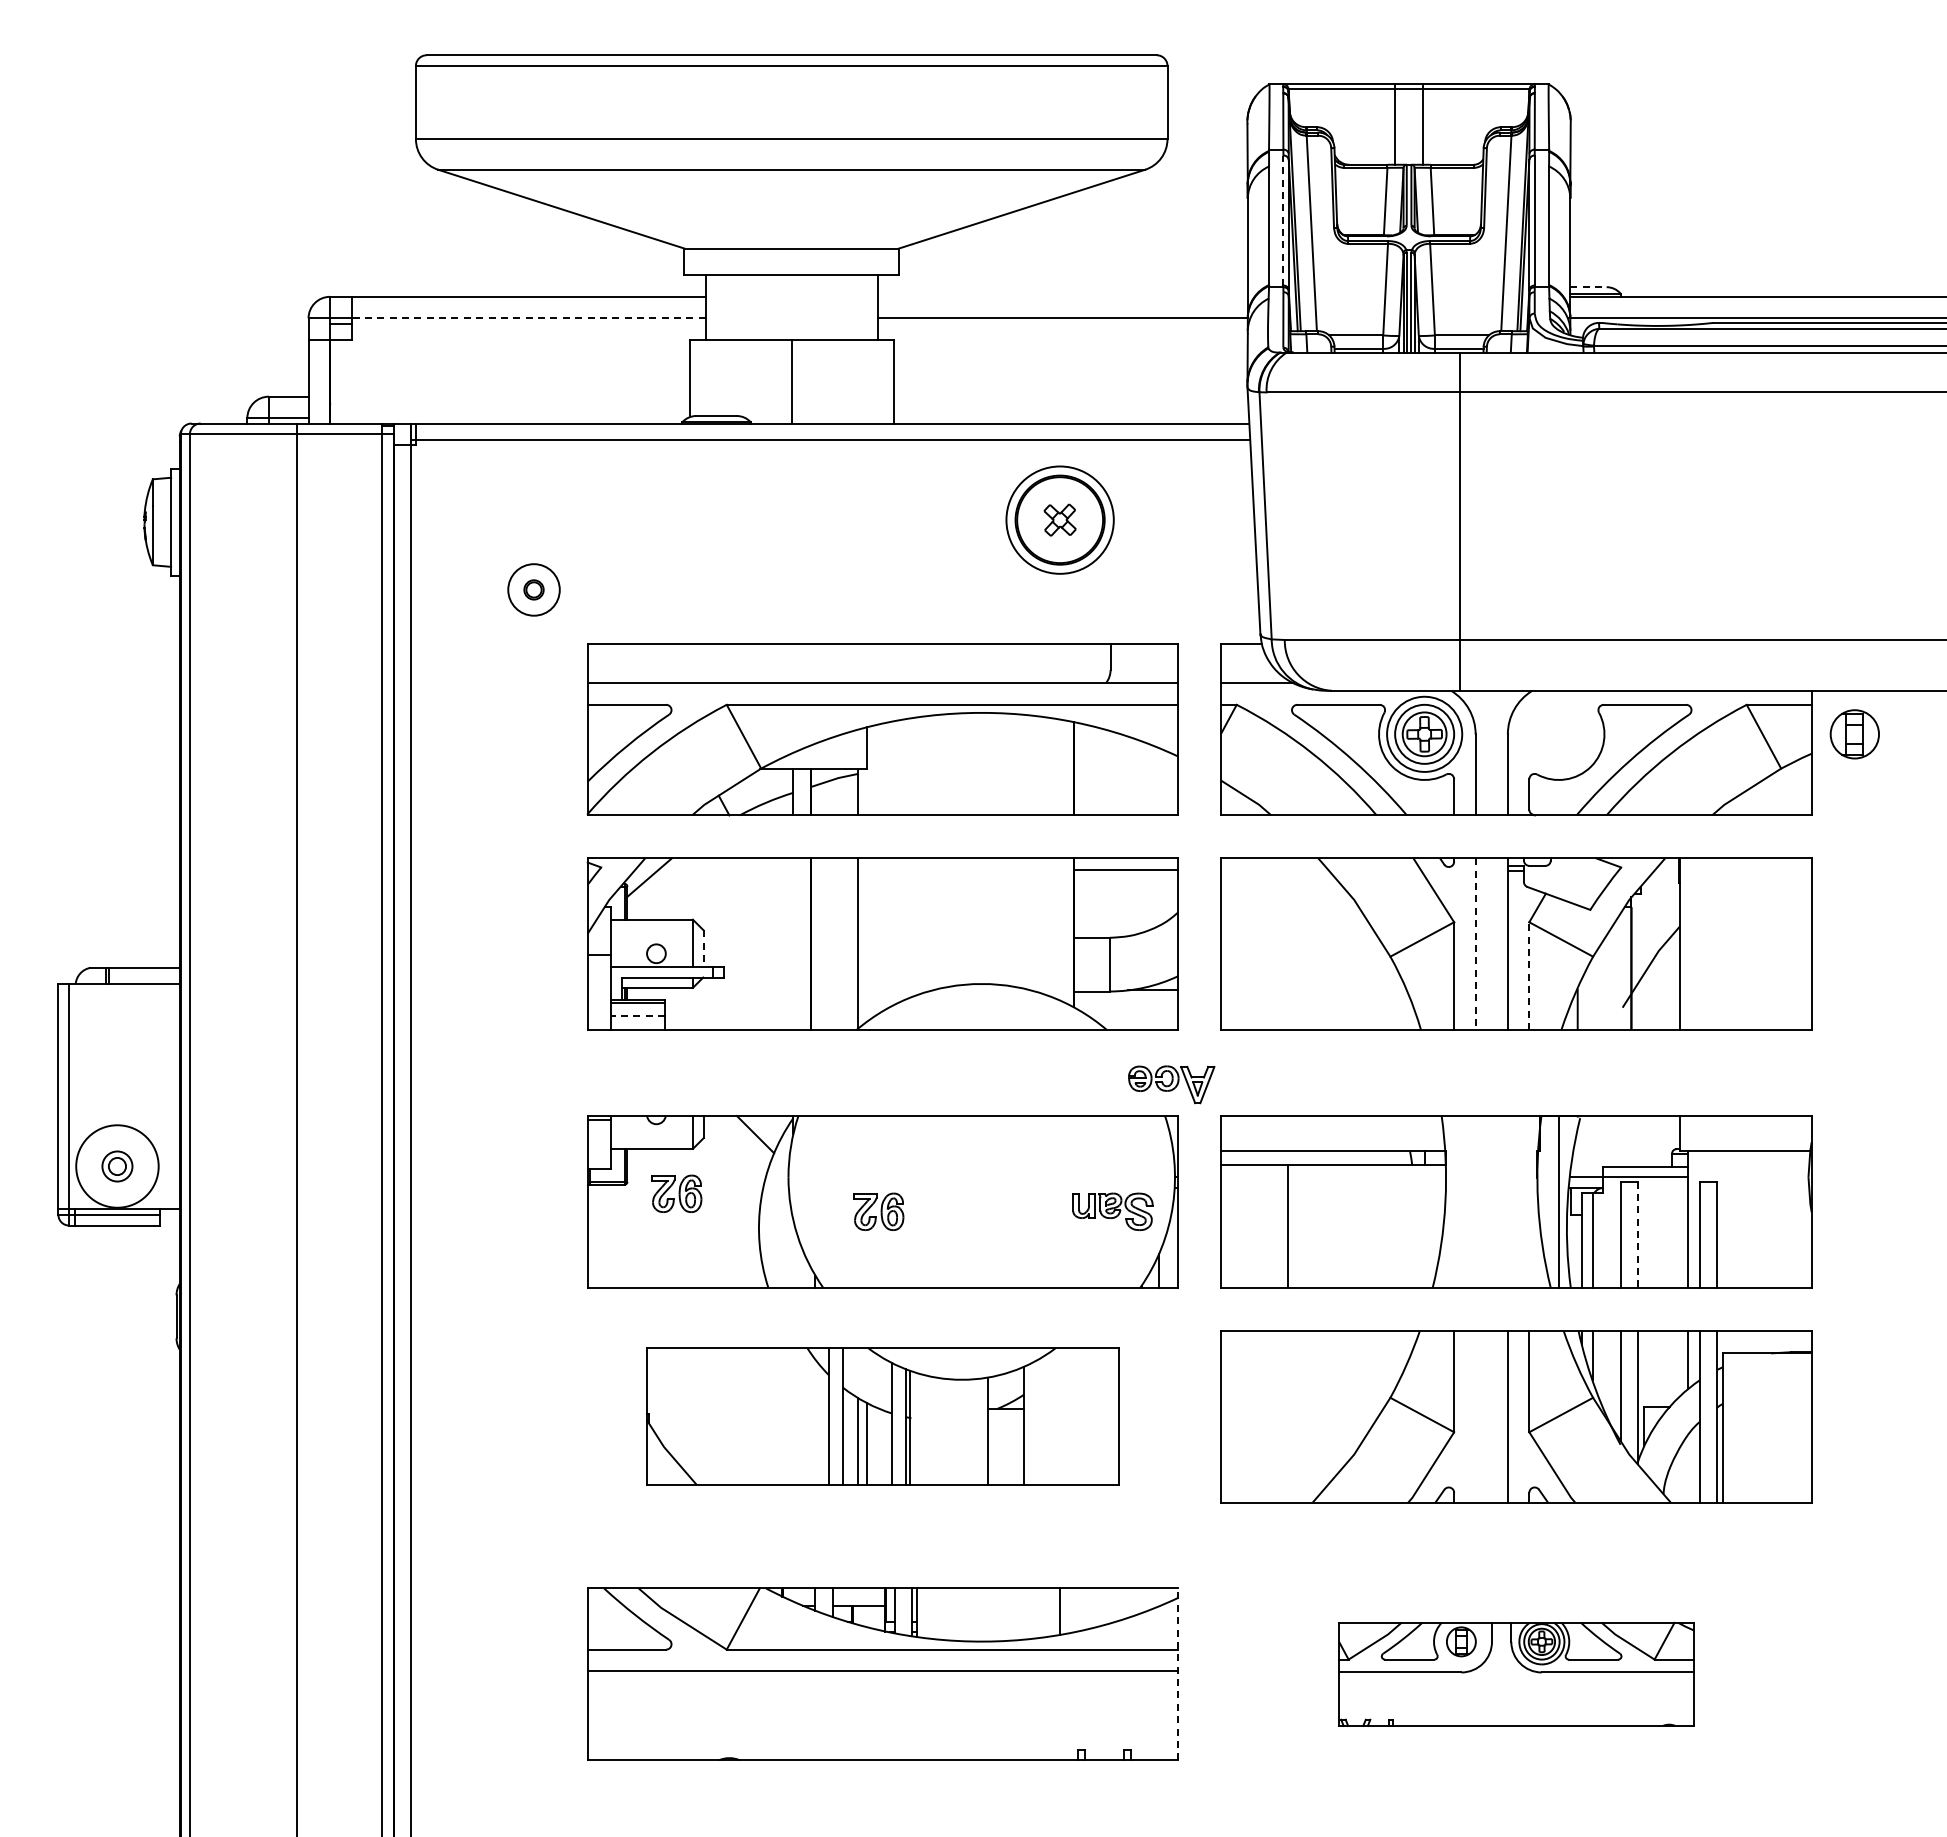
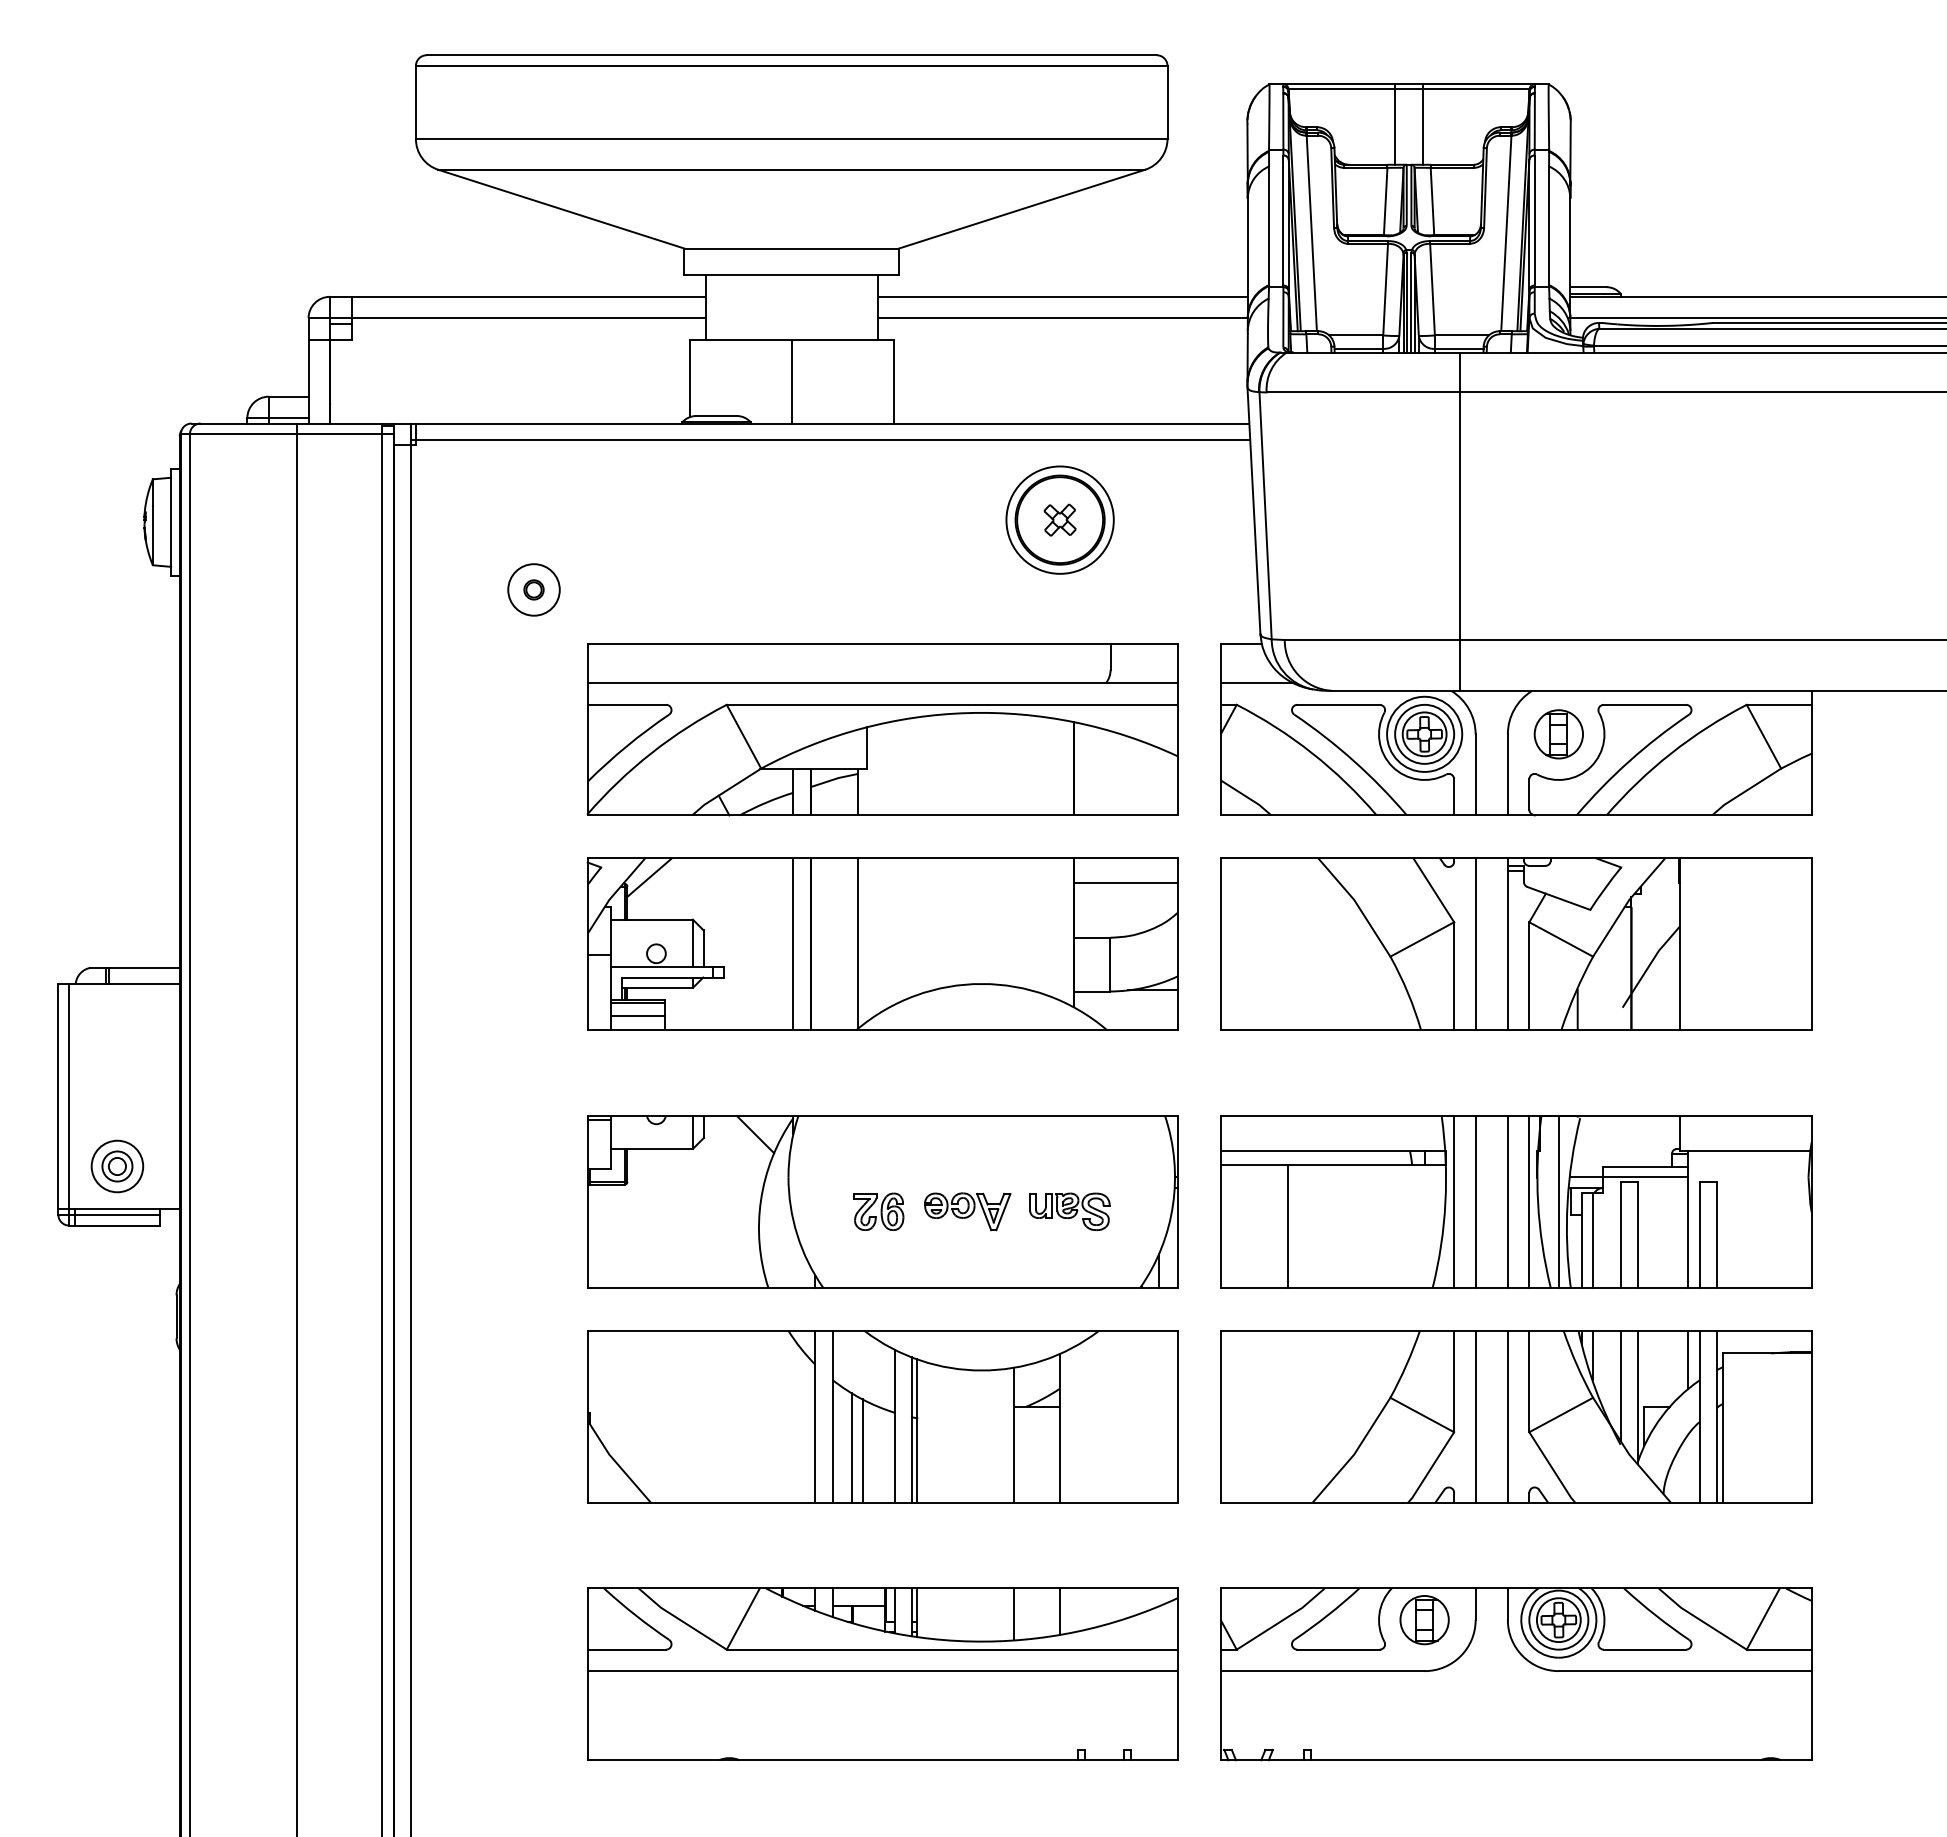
line: dashed -> solid (1283, 220)
line: dashed -> solid (1588, 287)
line: none -> present (1062, 296)
line: dashed -> solid (528, 318)
part position: (1854, 734) -> (1558, 734) (1558, 734)
line position: (1125, 870) -> (1125, 883) (1125, 883)
line: none -> present (793, 944)
line: dashed -> solid (1475, 944)
line: dashed -> solid (703, 949)
line: dashed -> solid (1529, 976)
line: dashed -> solid (638, 1016)
part position: (1171, 1084) -> (967, 1211) (967, 1211)
circle diameter: 82 px -> 52 px (117, 1166)
part: present -> none (676, 1193)
line: none -> present (1454, 1201)
line: none -> present (1475, 1201)
line: none -> present (1507, 1201)
line: none -> present (1529, 1201)
part position: (1112, 1211) -> (1069, 1211) (1069, 1211)
line: dashed -> solid (1637, 1235)
part size: 474x139 px -> 592x174 px (882, 1416)
line: none -> present (1475, 1416)
line: none -> present (1013, 1614)
part size: 357x106 px -> 593x175 px (1516, 1674)
line: dashed -> solid (1178, 1674)
